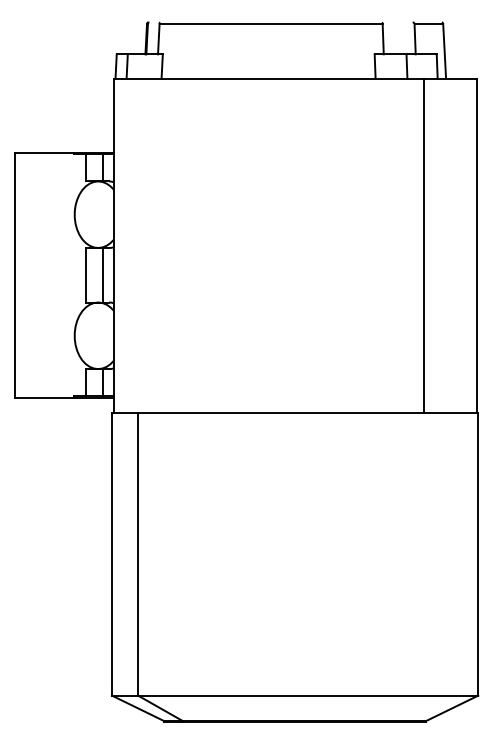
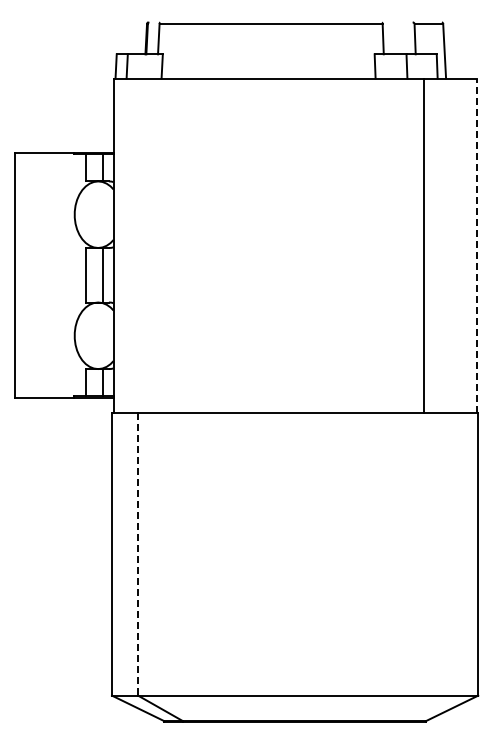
line: solid -> dashed (476, 245)
line: solid -> dashed (138, 554)
